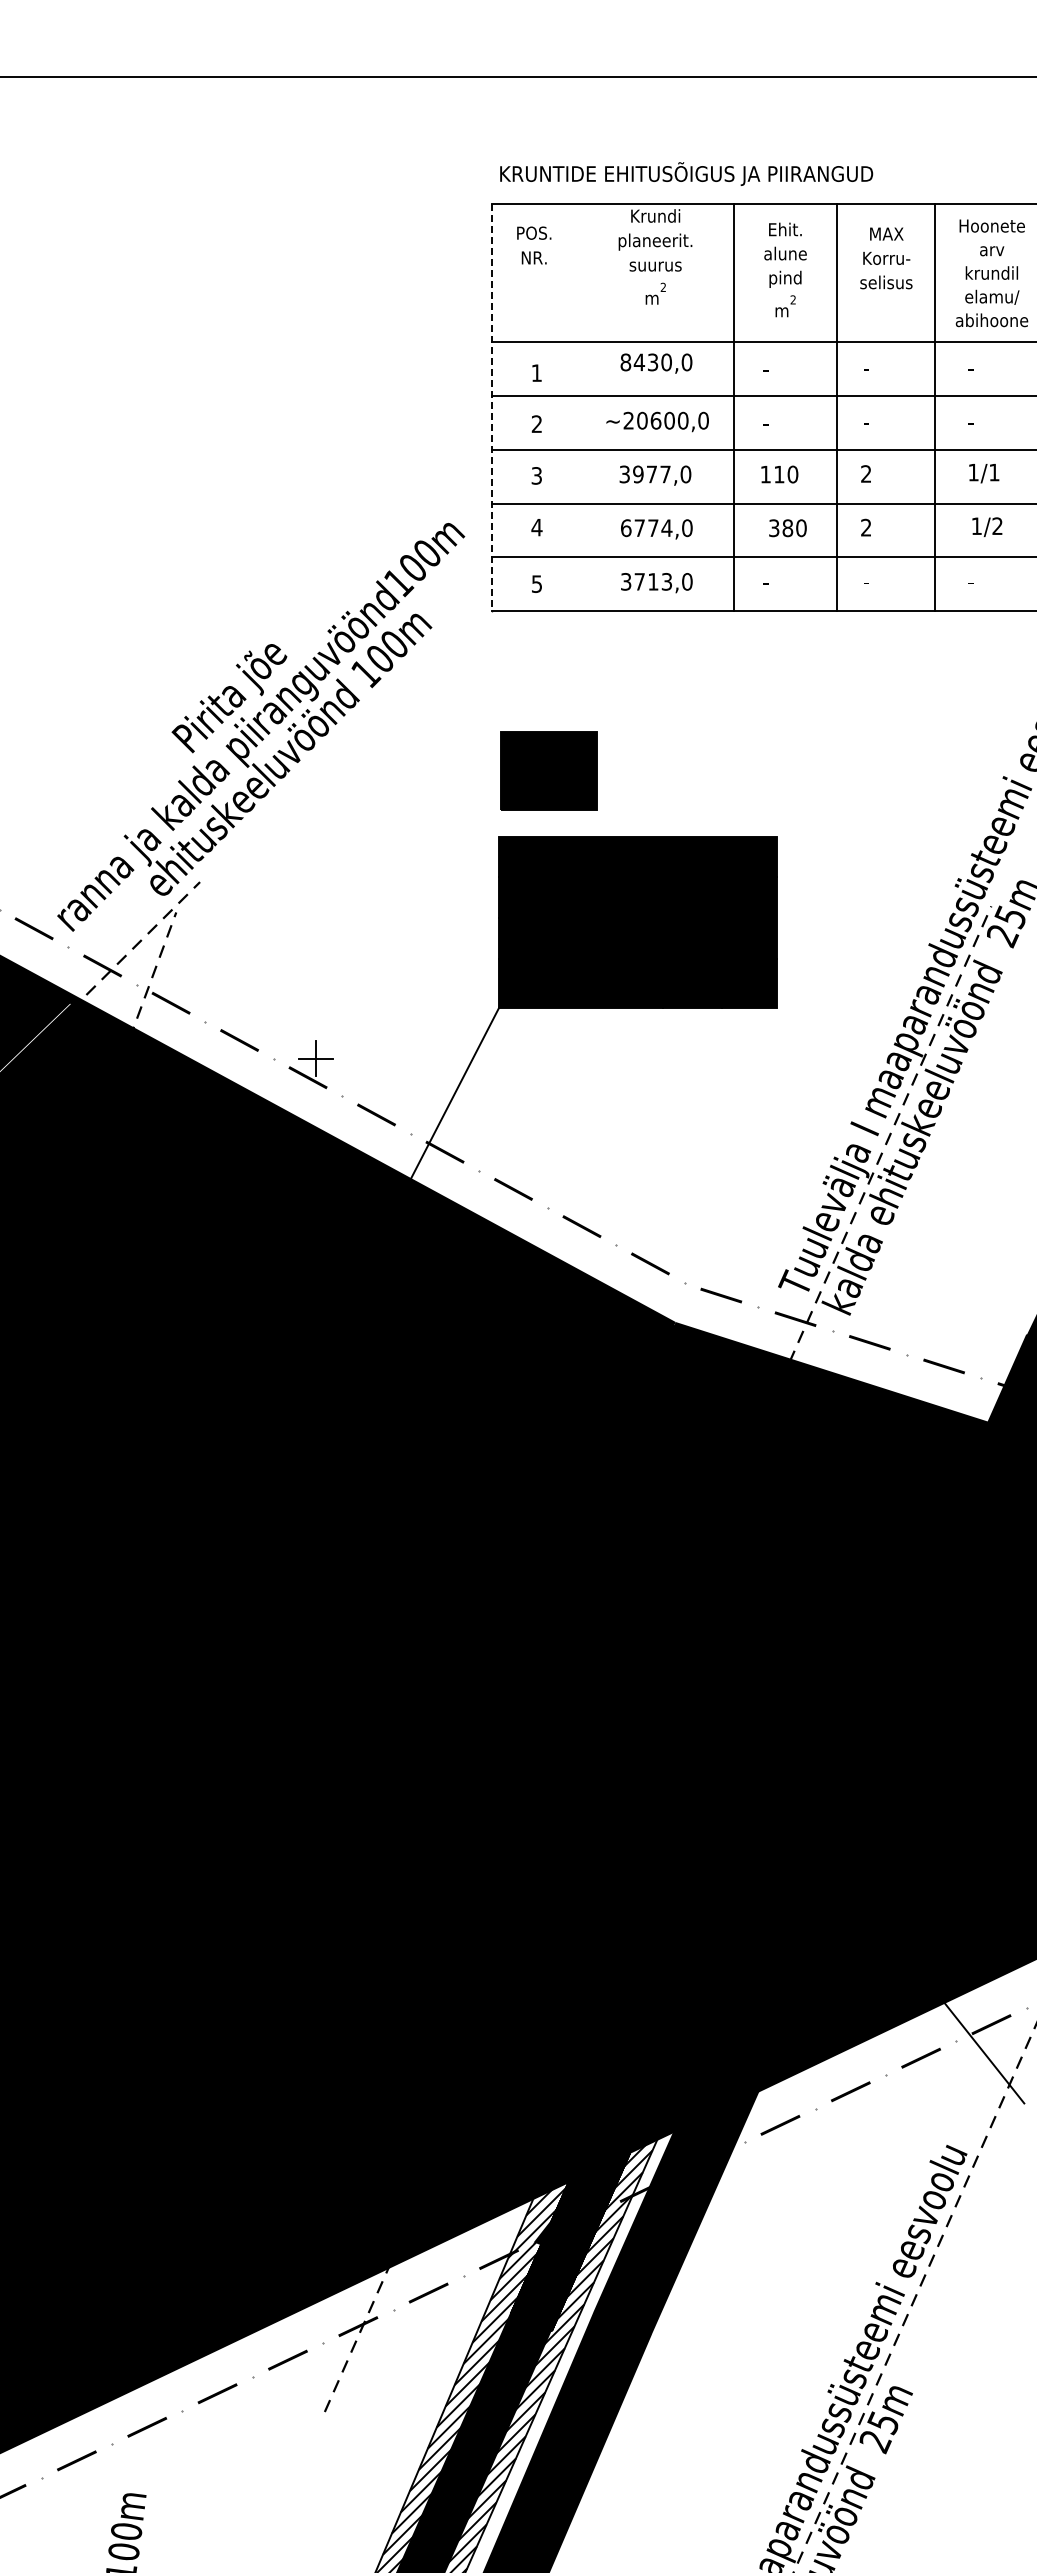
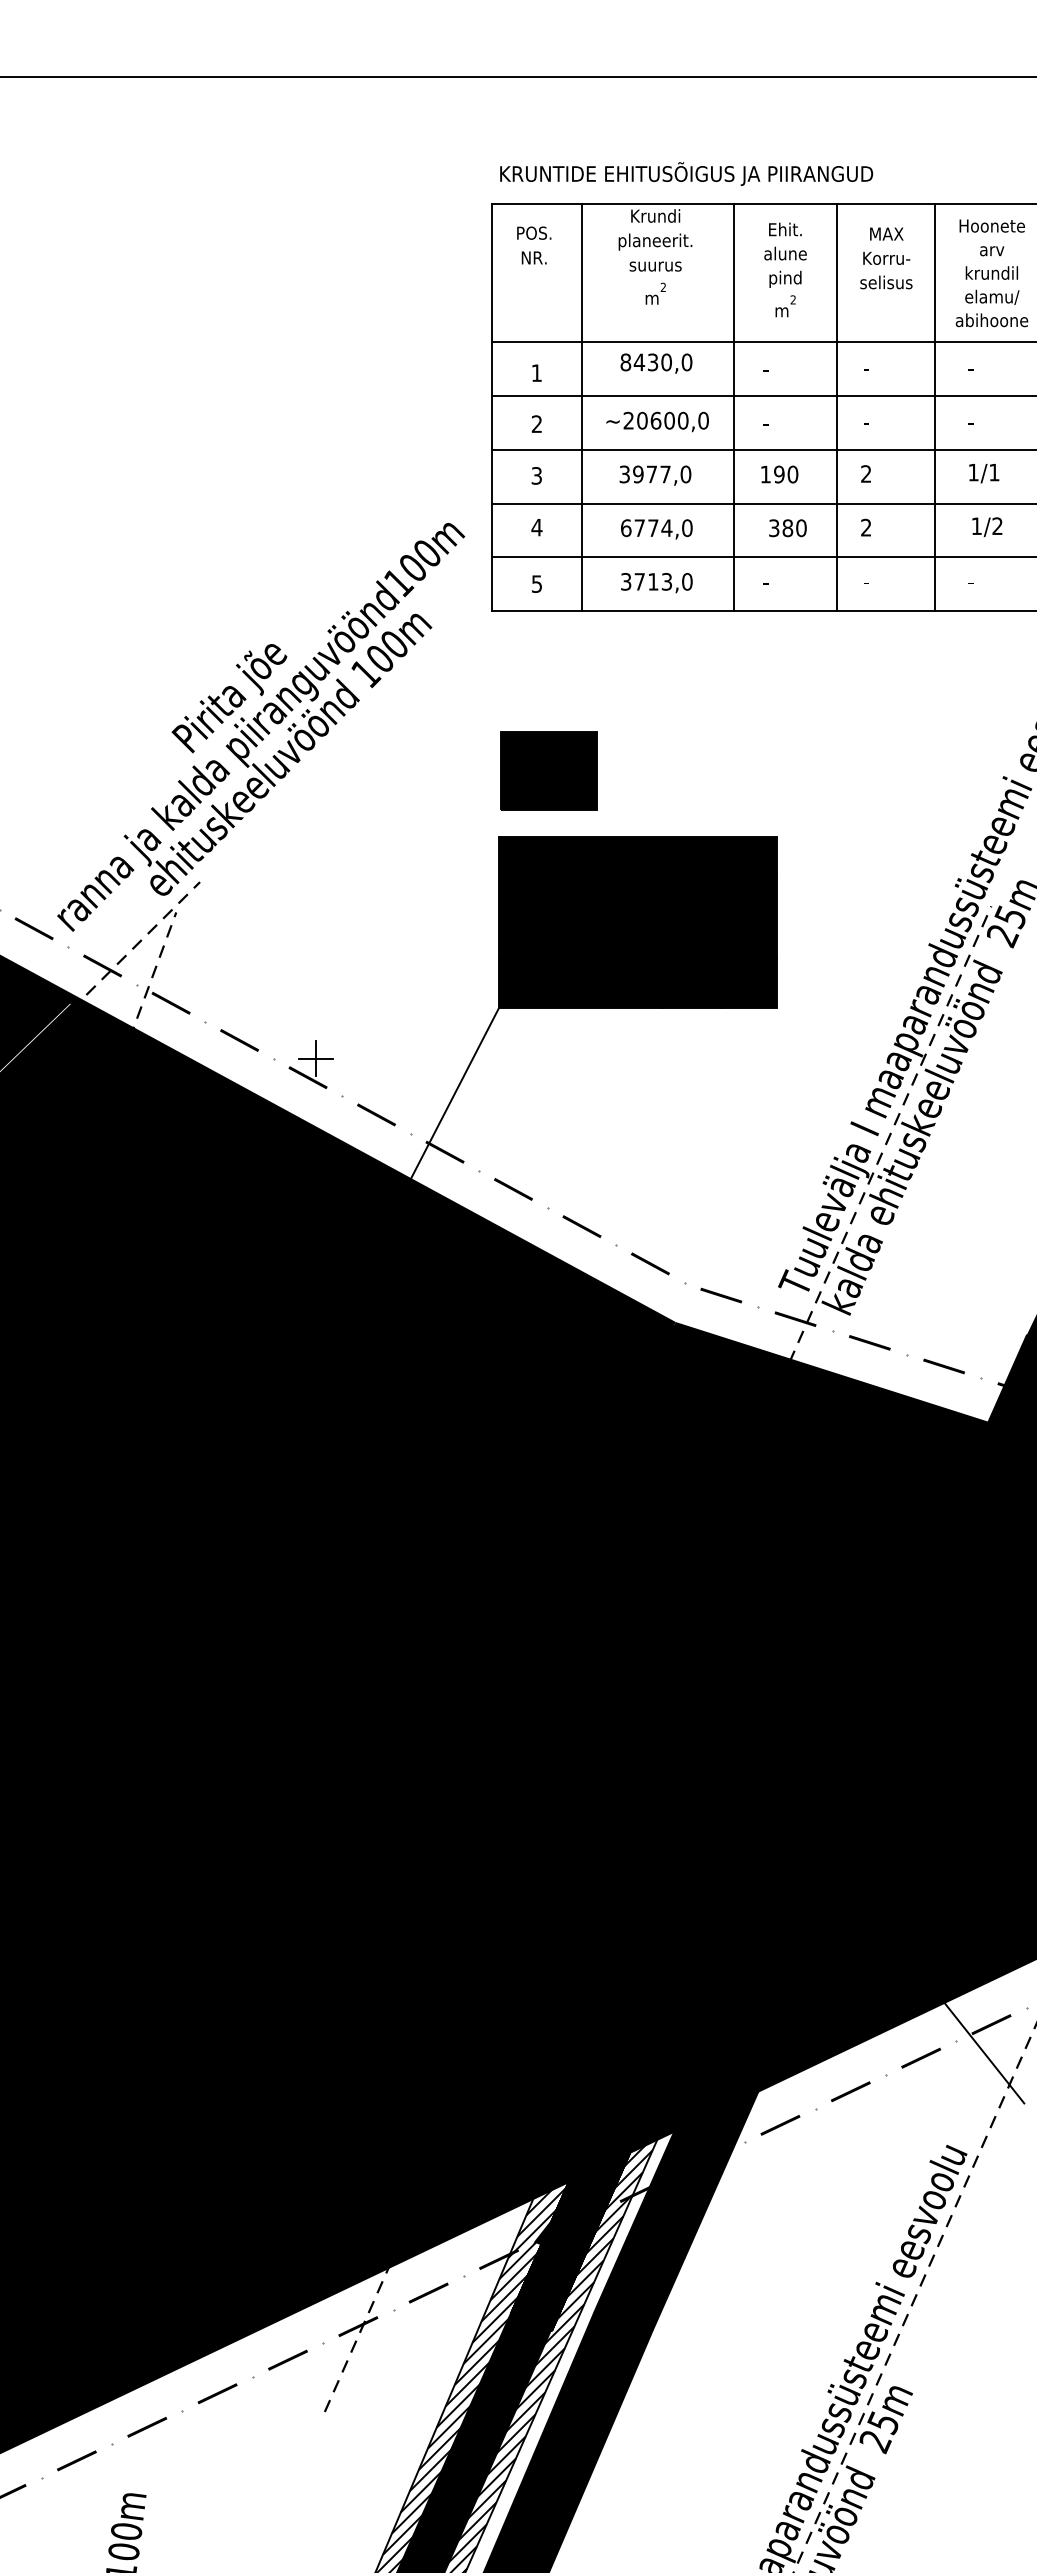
line: none -> present (581, 406)
line: dashed -> solid (492, 407)
text: 110 -> 190 (779, 474)
